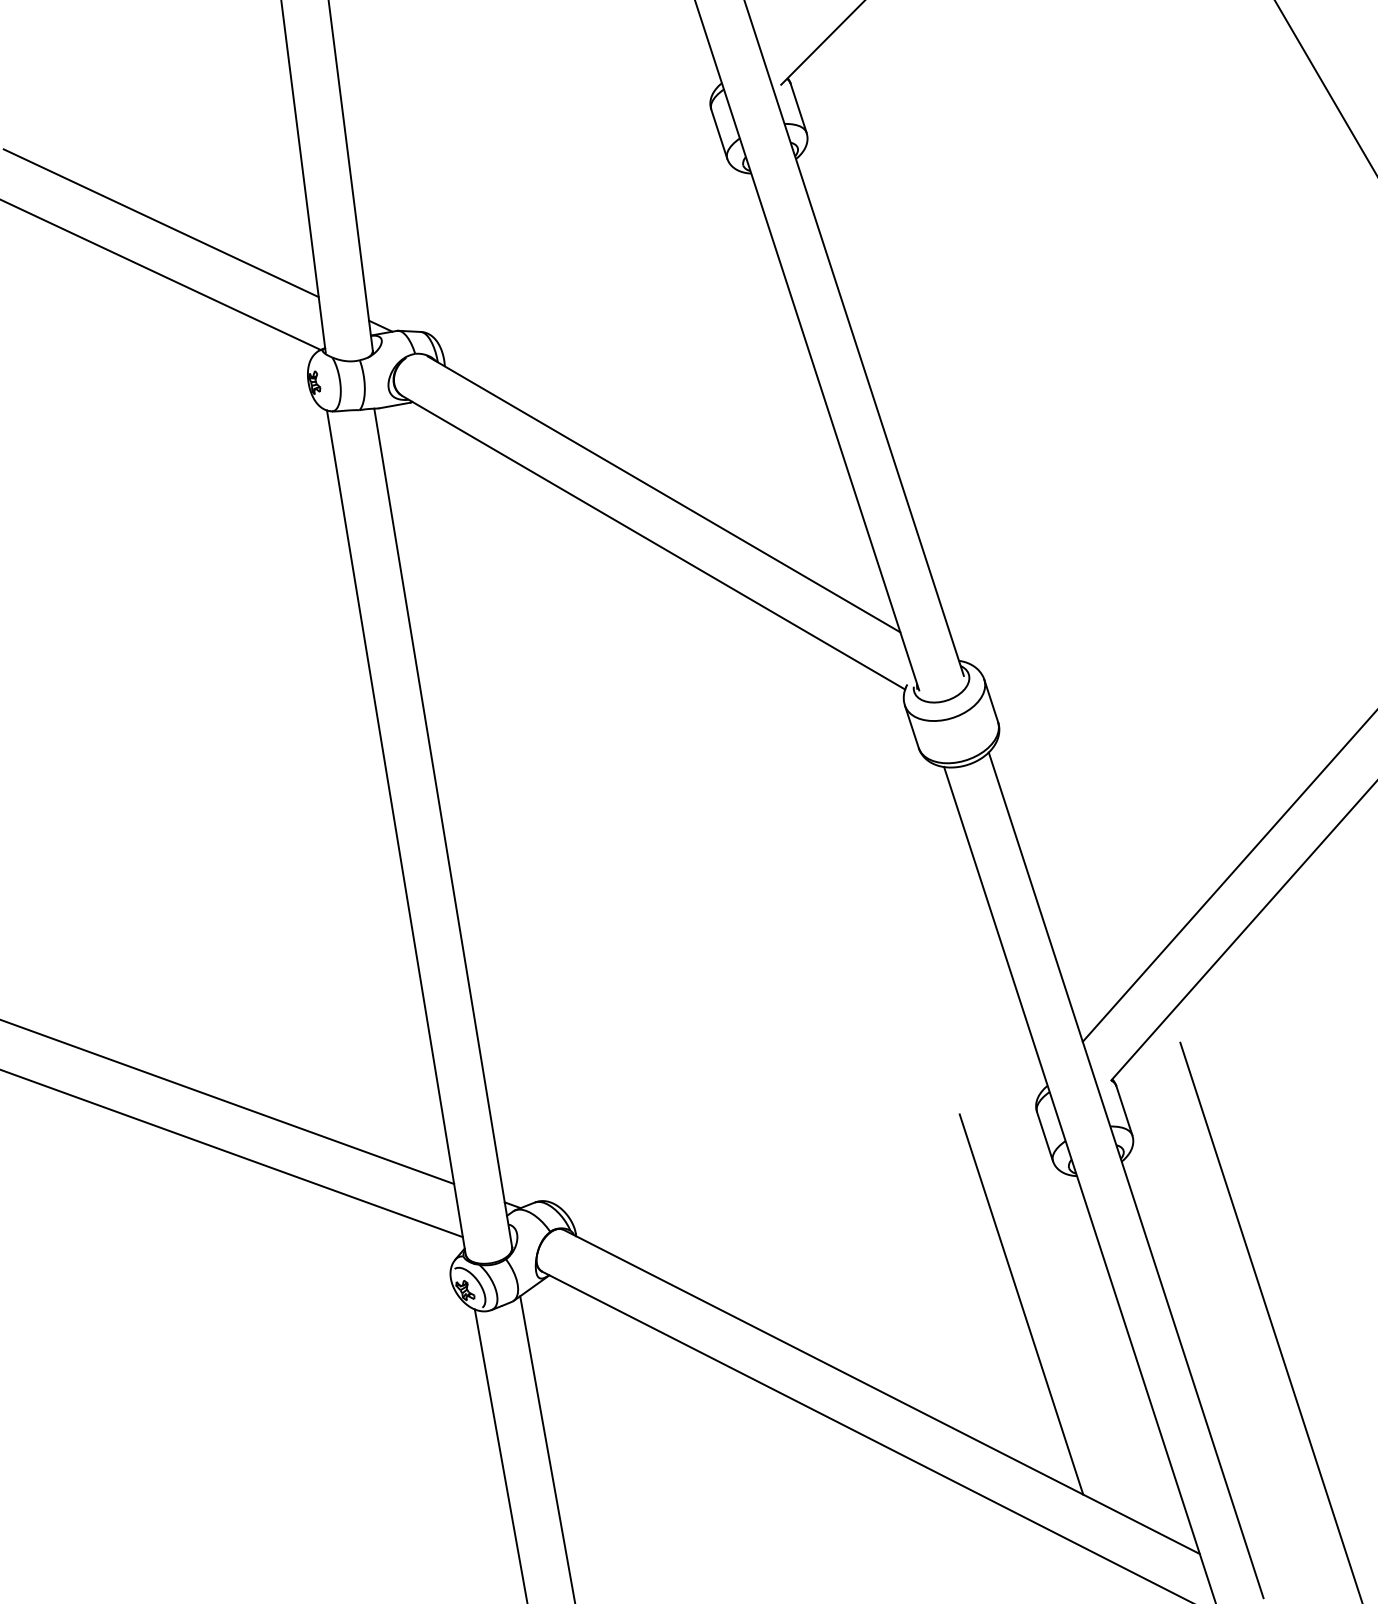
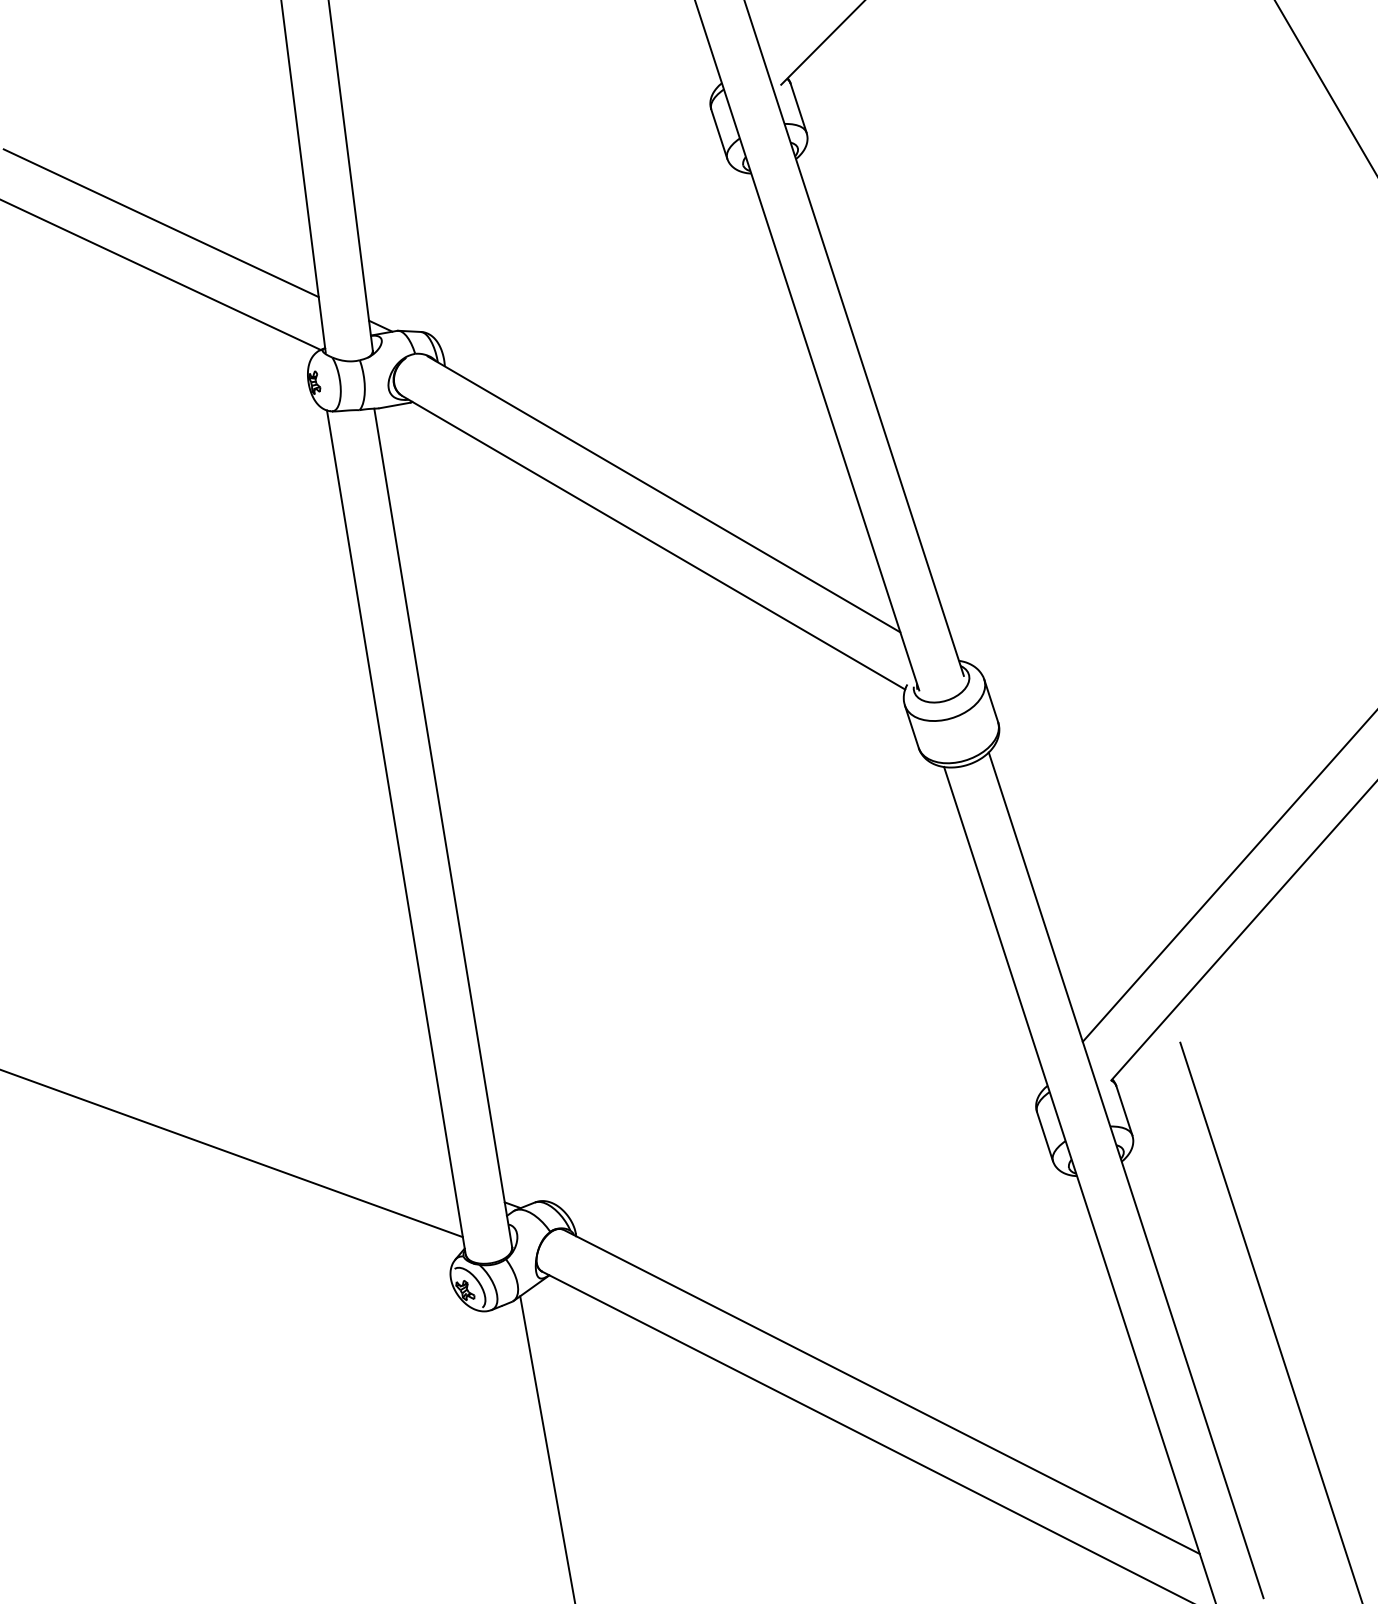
line: present -> none (228, 1102)
line: present -> none (1021, 1304)
line: present -> none (500, 1454)
